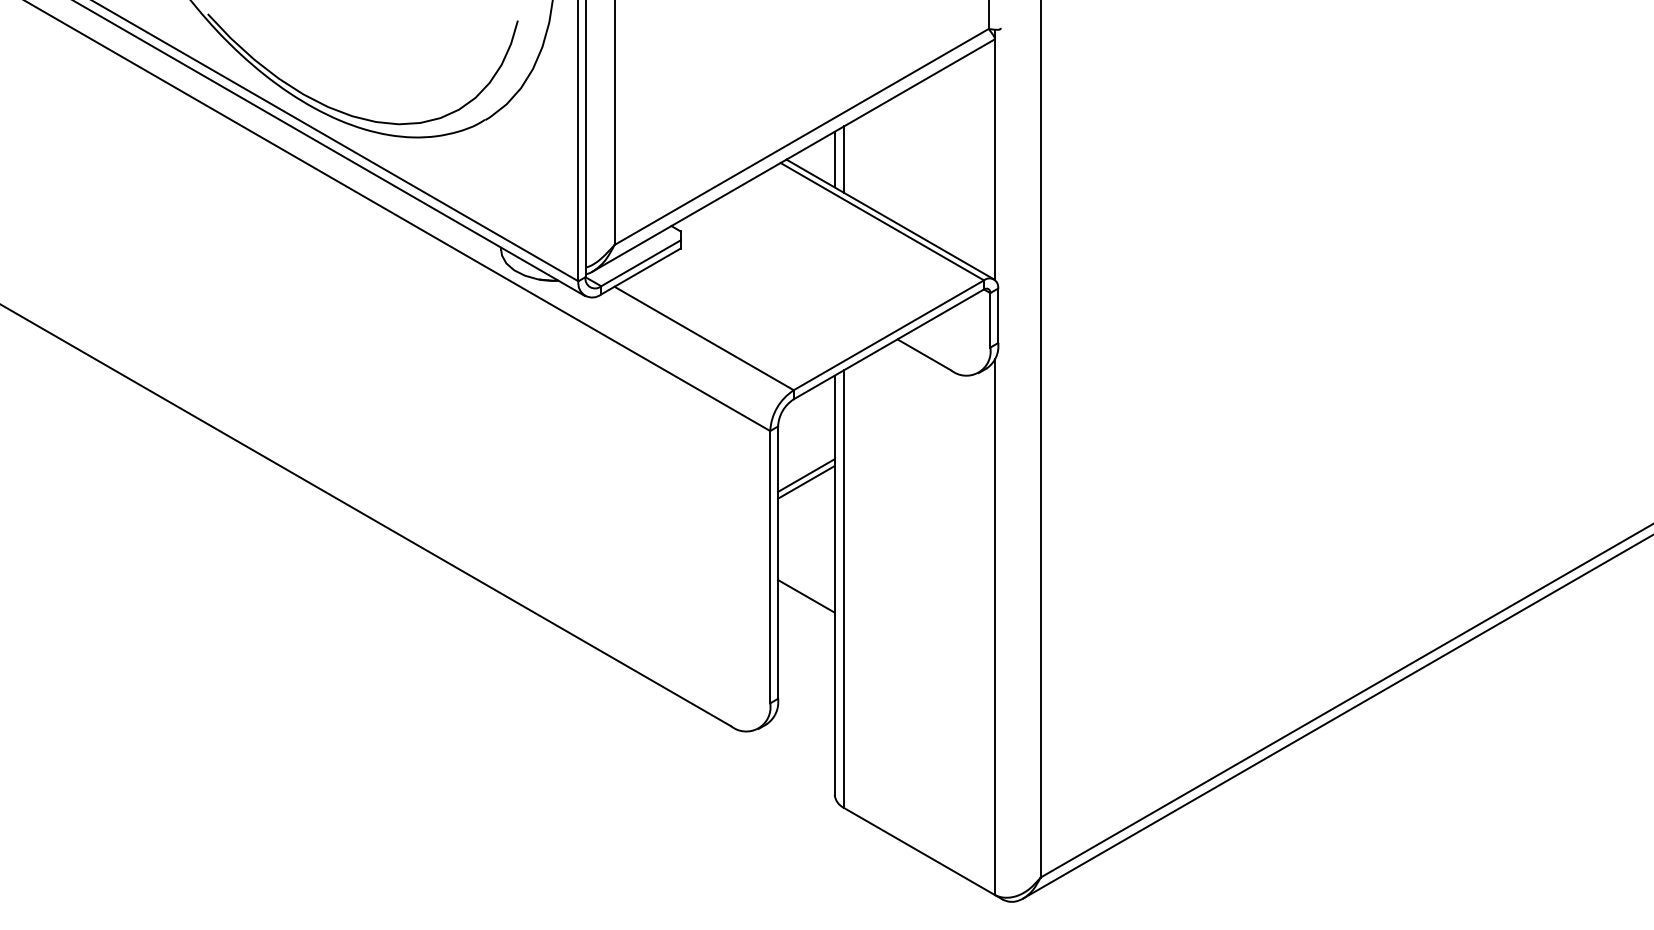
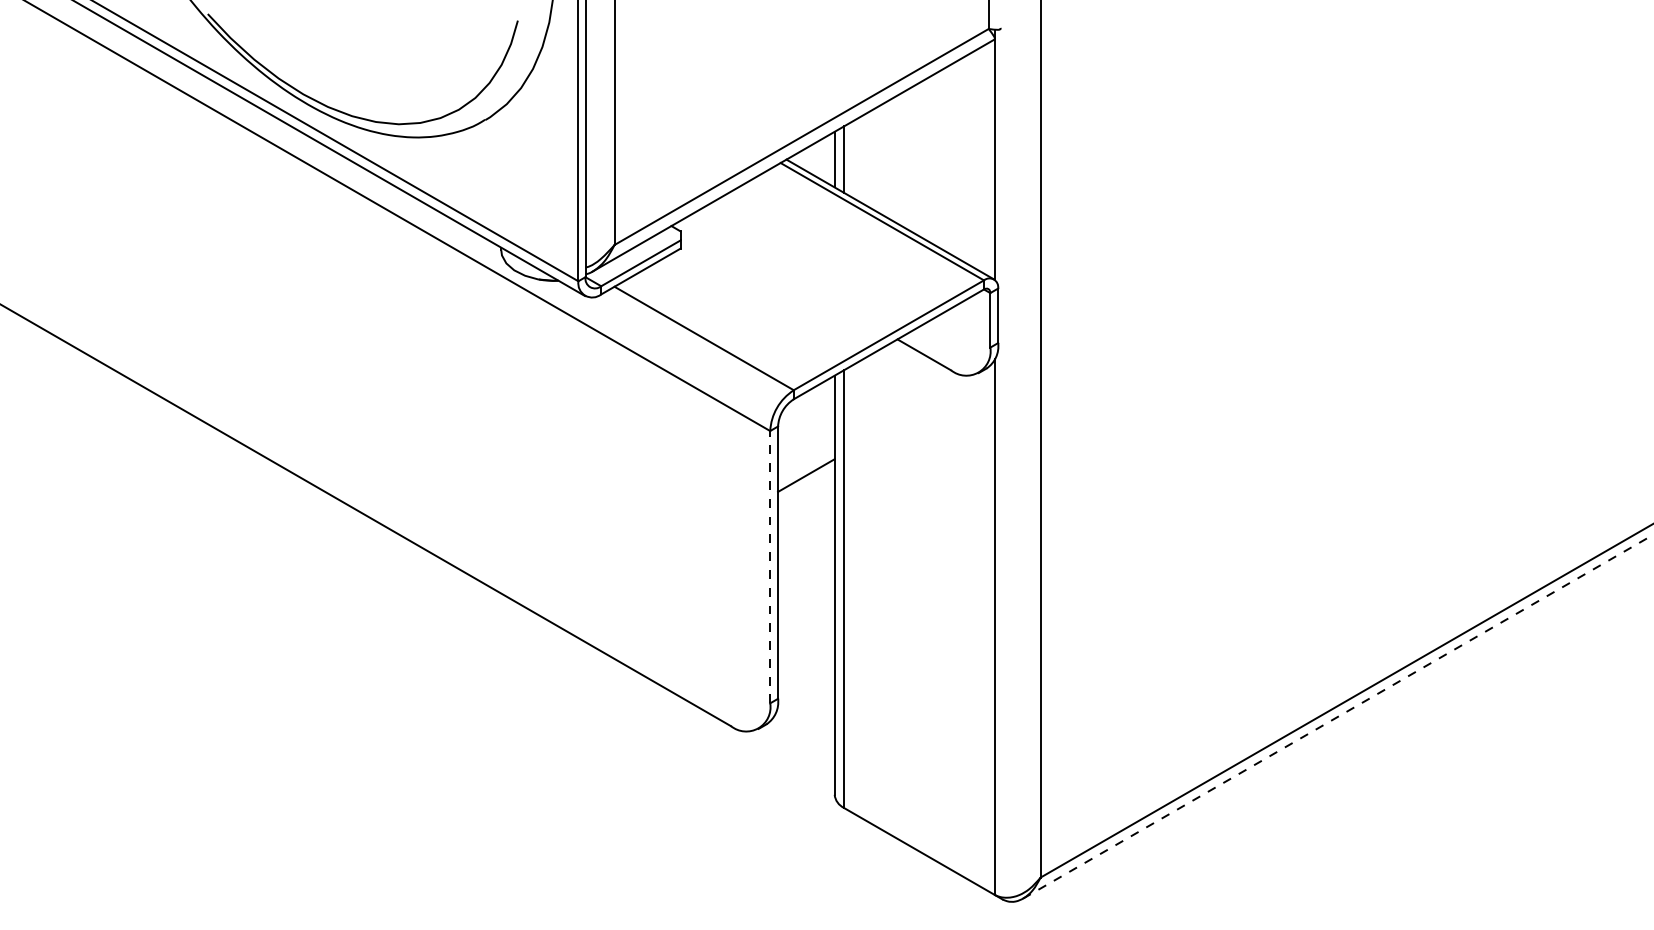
line: present -> none (806, 482)
line: solid -> dashed (770, 566)
line: present -> none (806, 596)
line: solid -> dashed (1338, 716)
